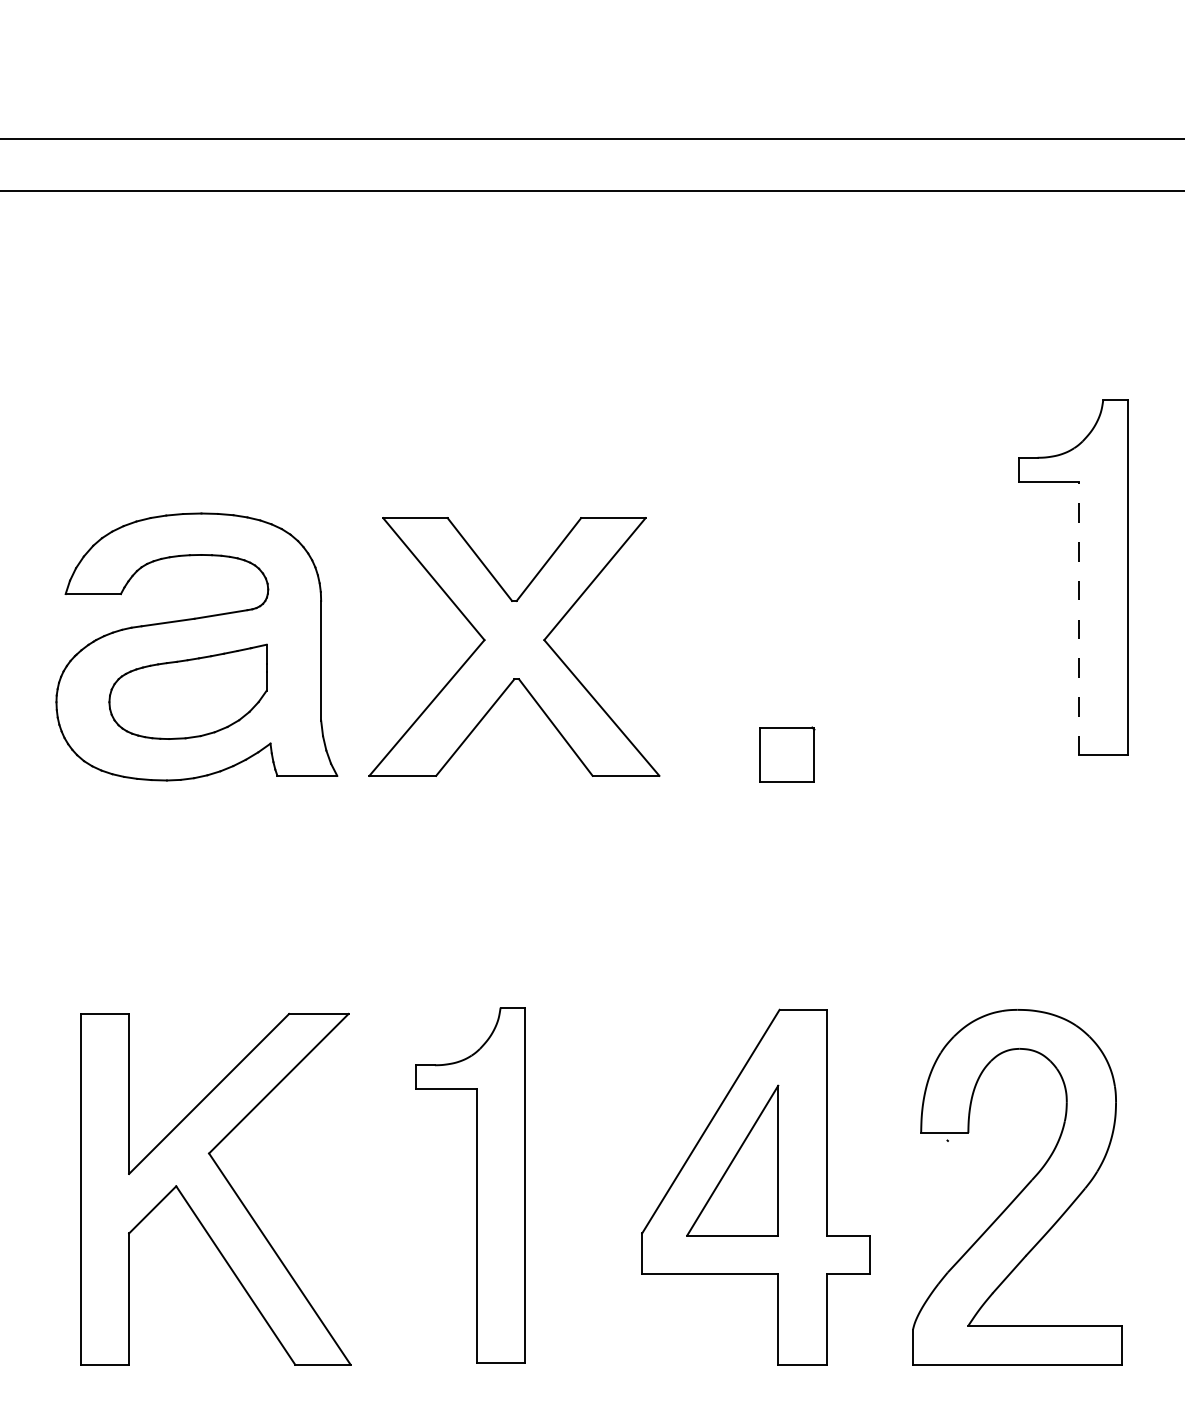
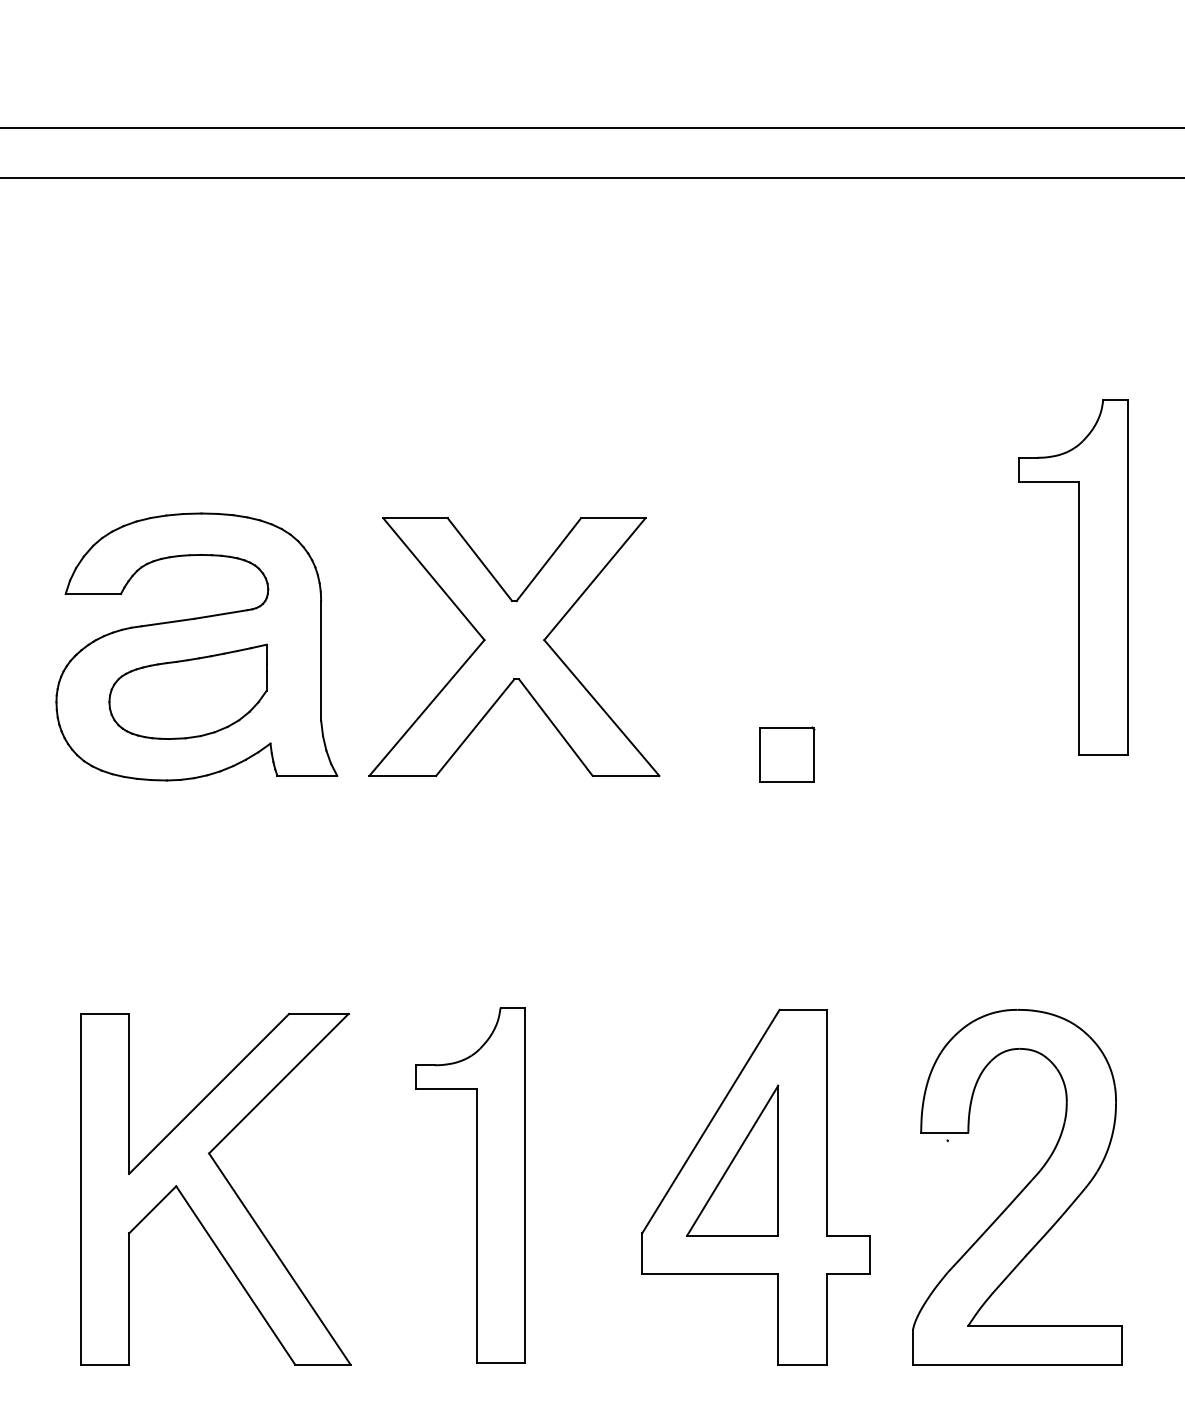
line position: (591, 138) -> (591, 127) (591, 127)
line position: (591, 191) -> (591, 178) (591, 178)
line: dashed -> solid (1079, 618)
